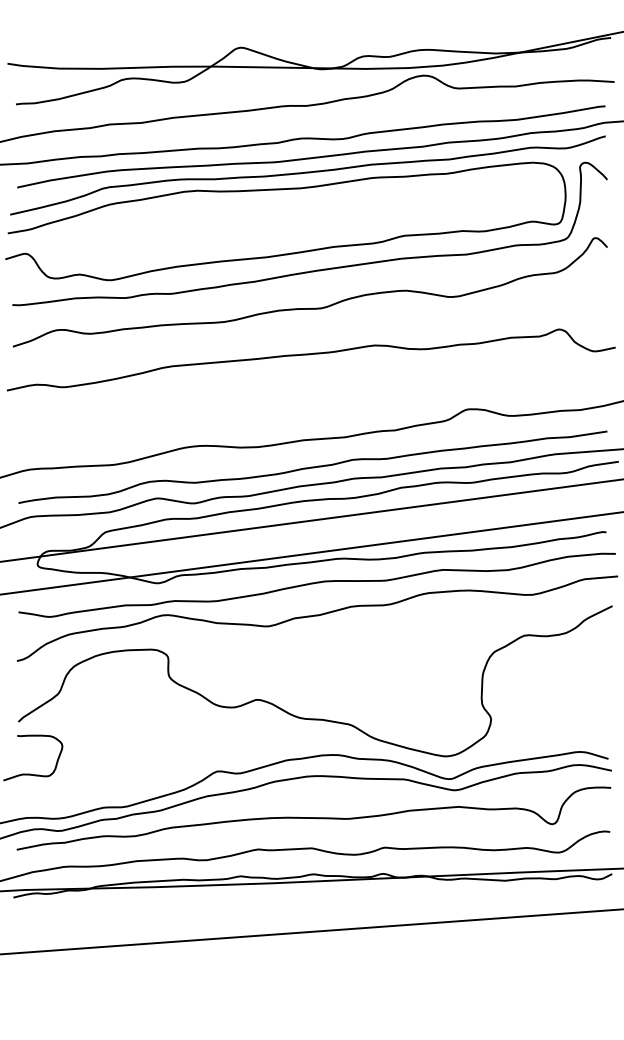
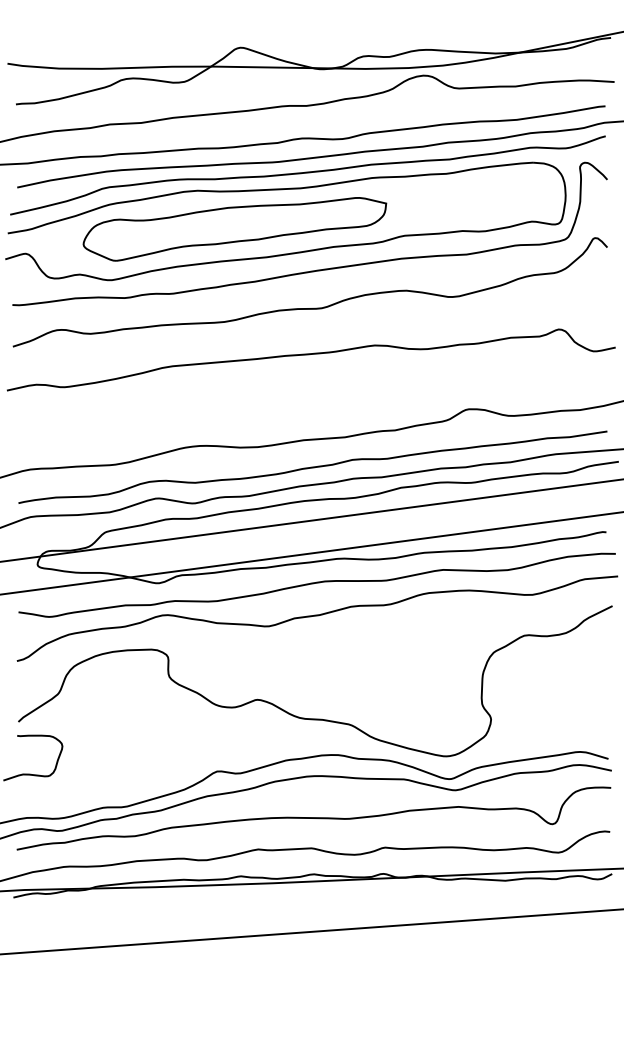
part: none -> present (234, 229)
